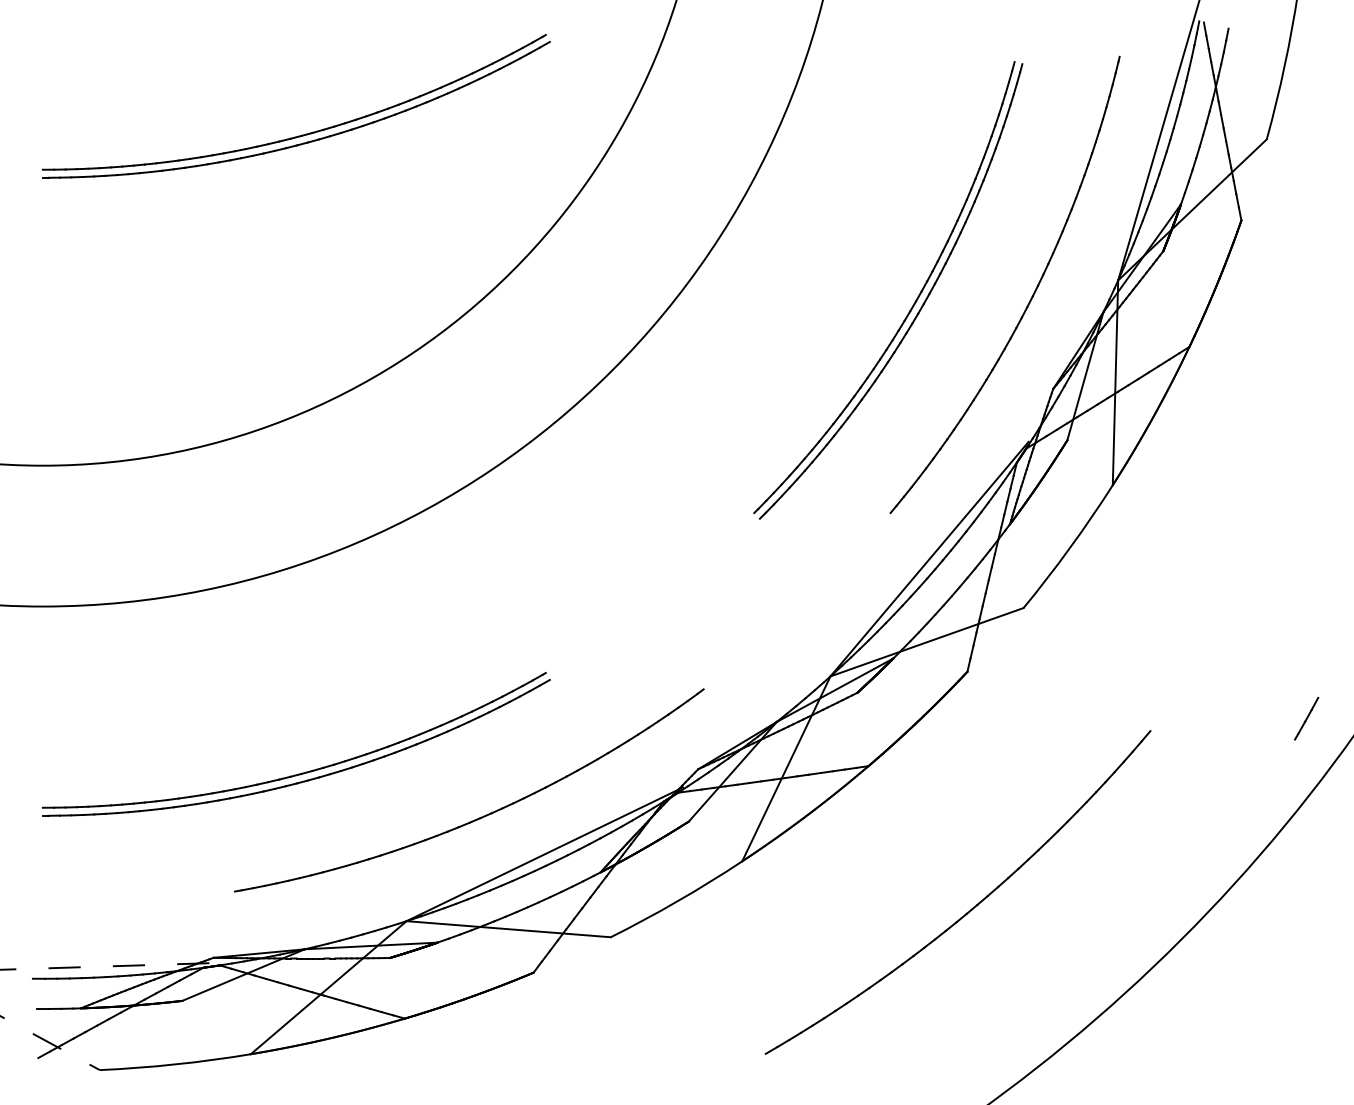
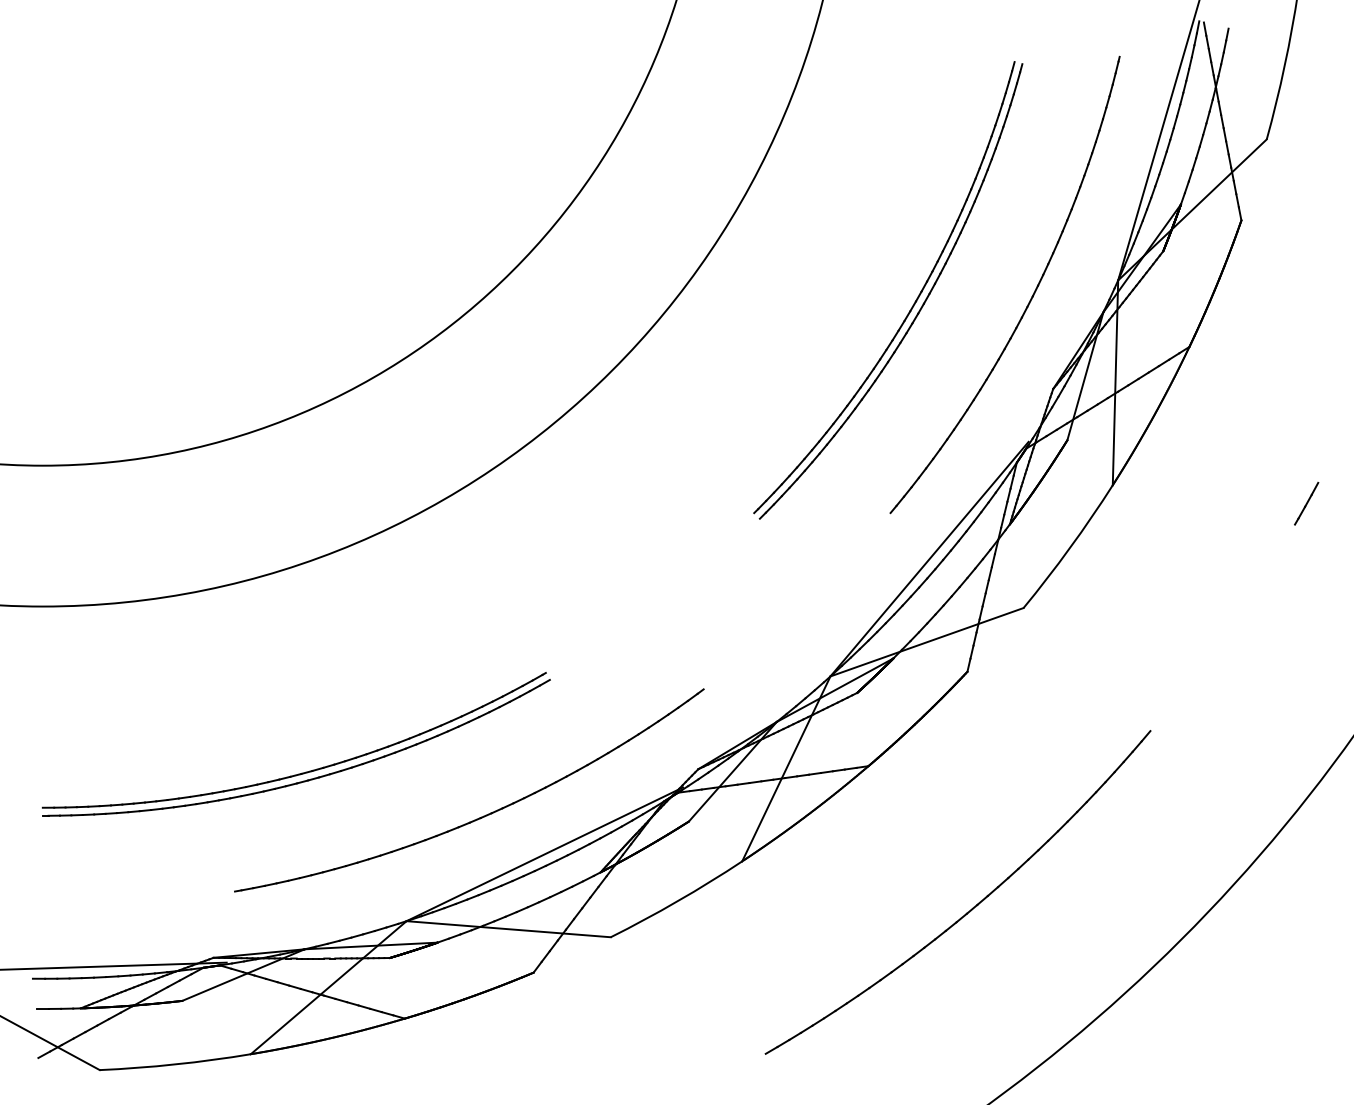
part: present -> none (301, 134)
line position: (1306, 718) -> (1306, 503) (1306, 503)
line: dashed -> solid (114, 966)
line: dashed -> solid (50, 1043)
